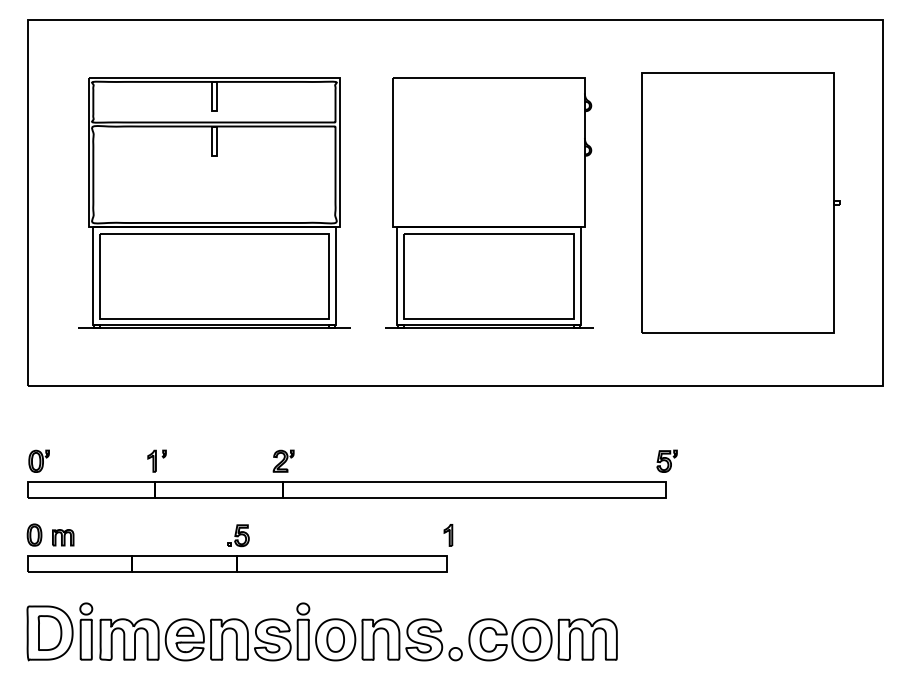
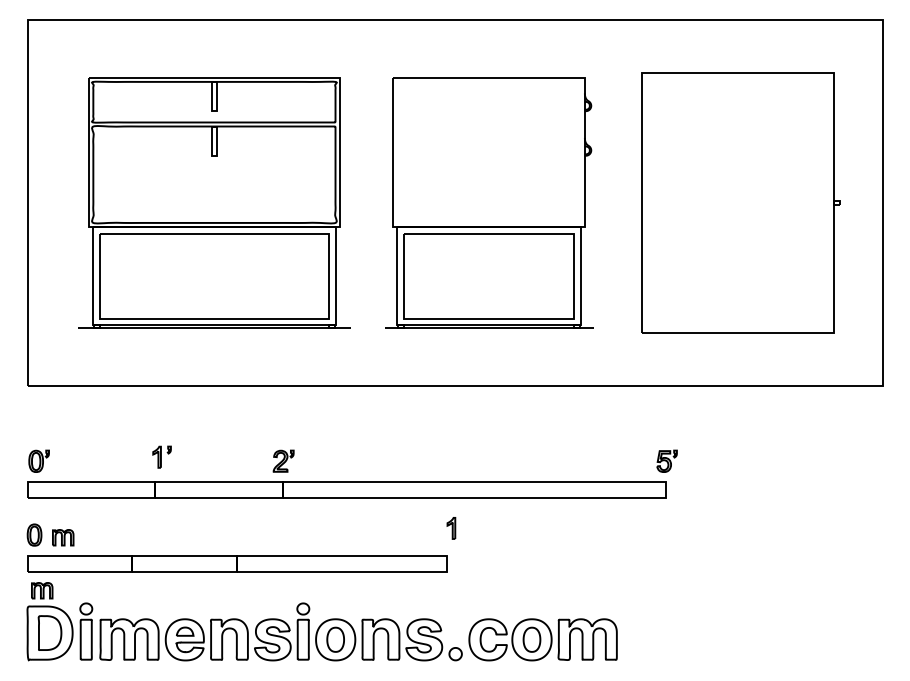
part position: (156, 460) -> (161, 456) (161, 456)
part: present -> none (238, 535)
part position: (448, 535) -> (451, 528) (451, 528)
part: none -> present (42, 590)
